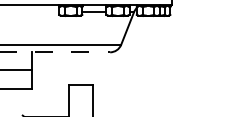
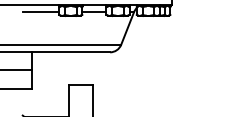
line: none -> present (40, 12)
line: dashed -> solid (55, 52)
